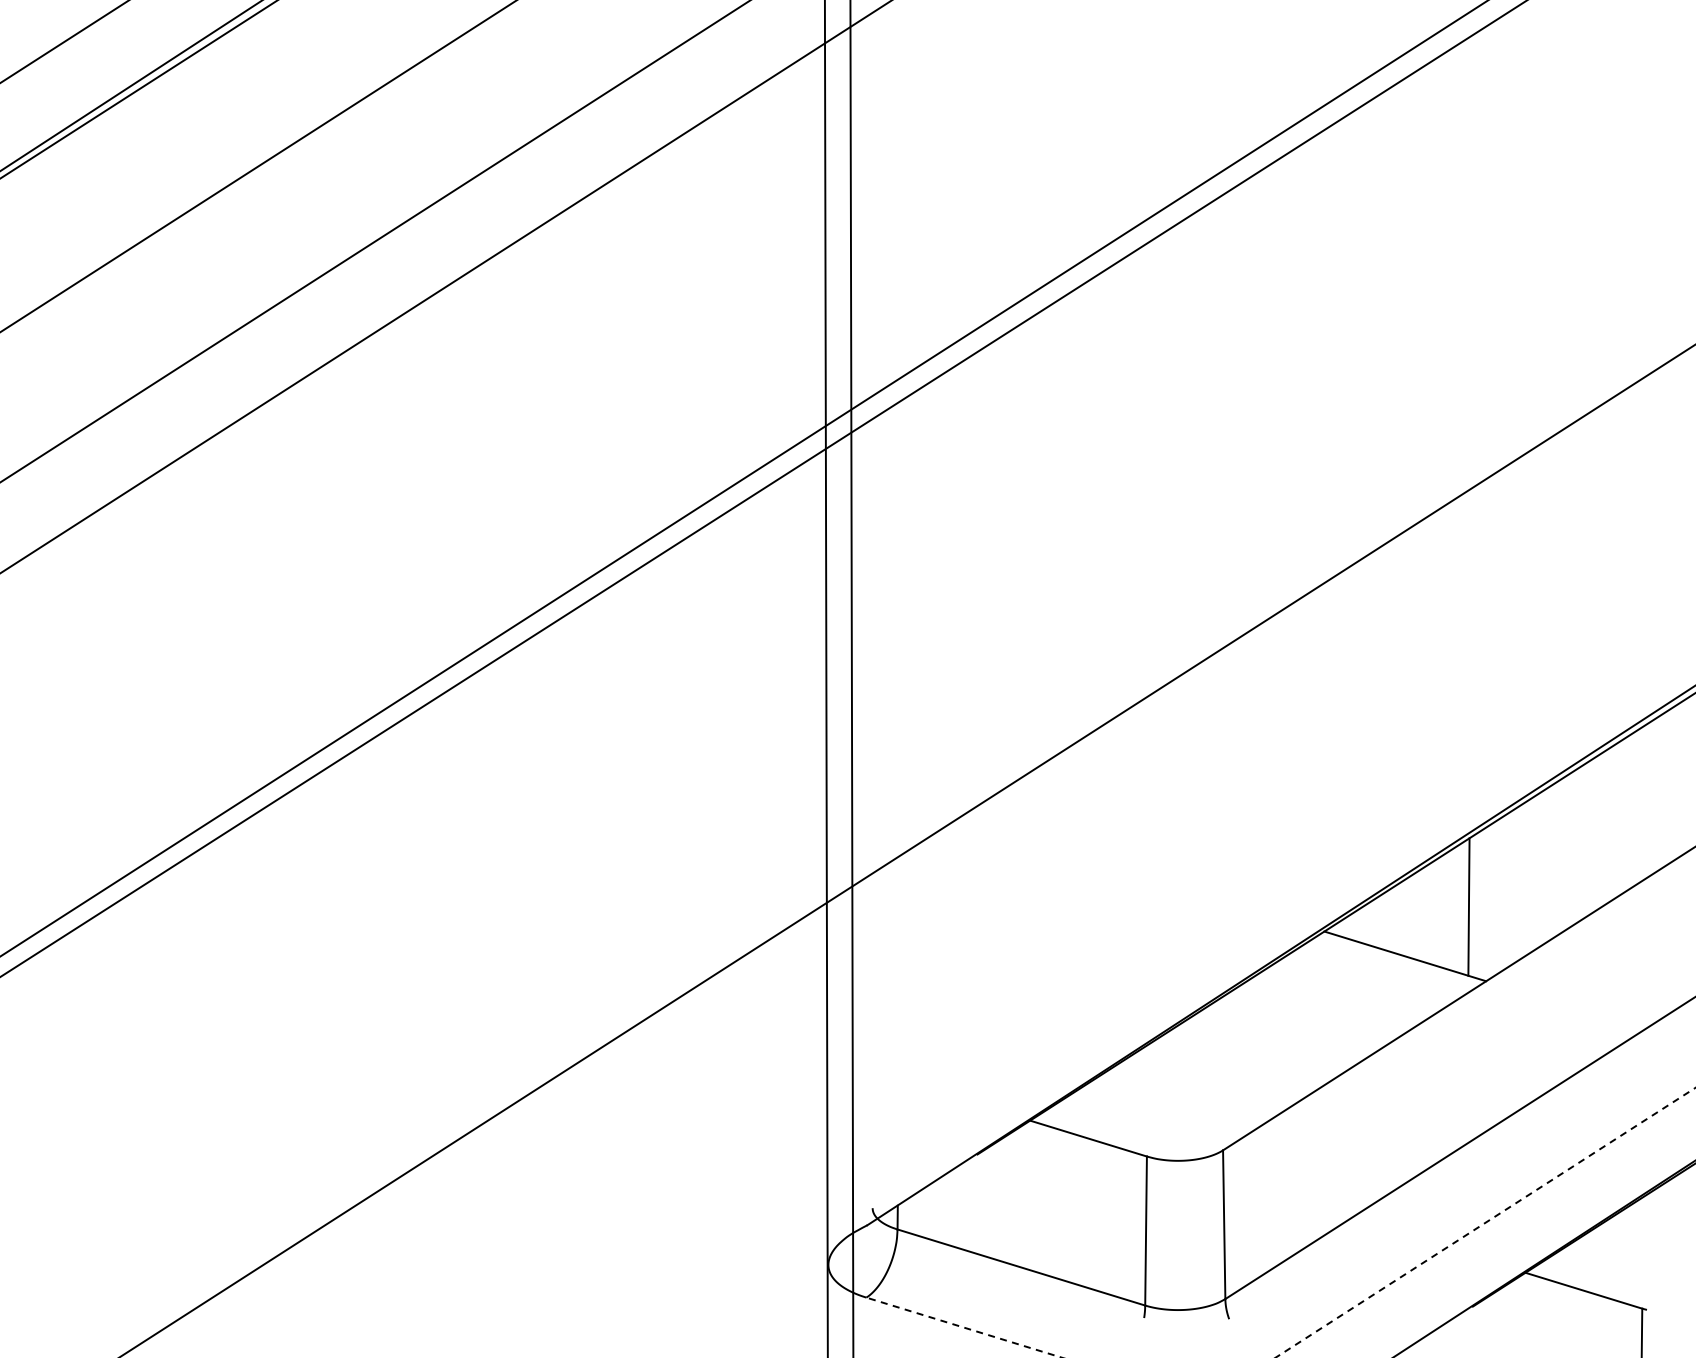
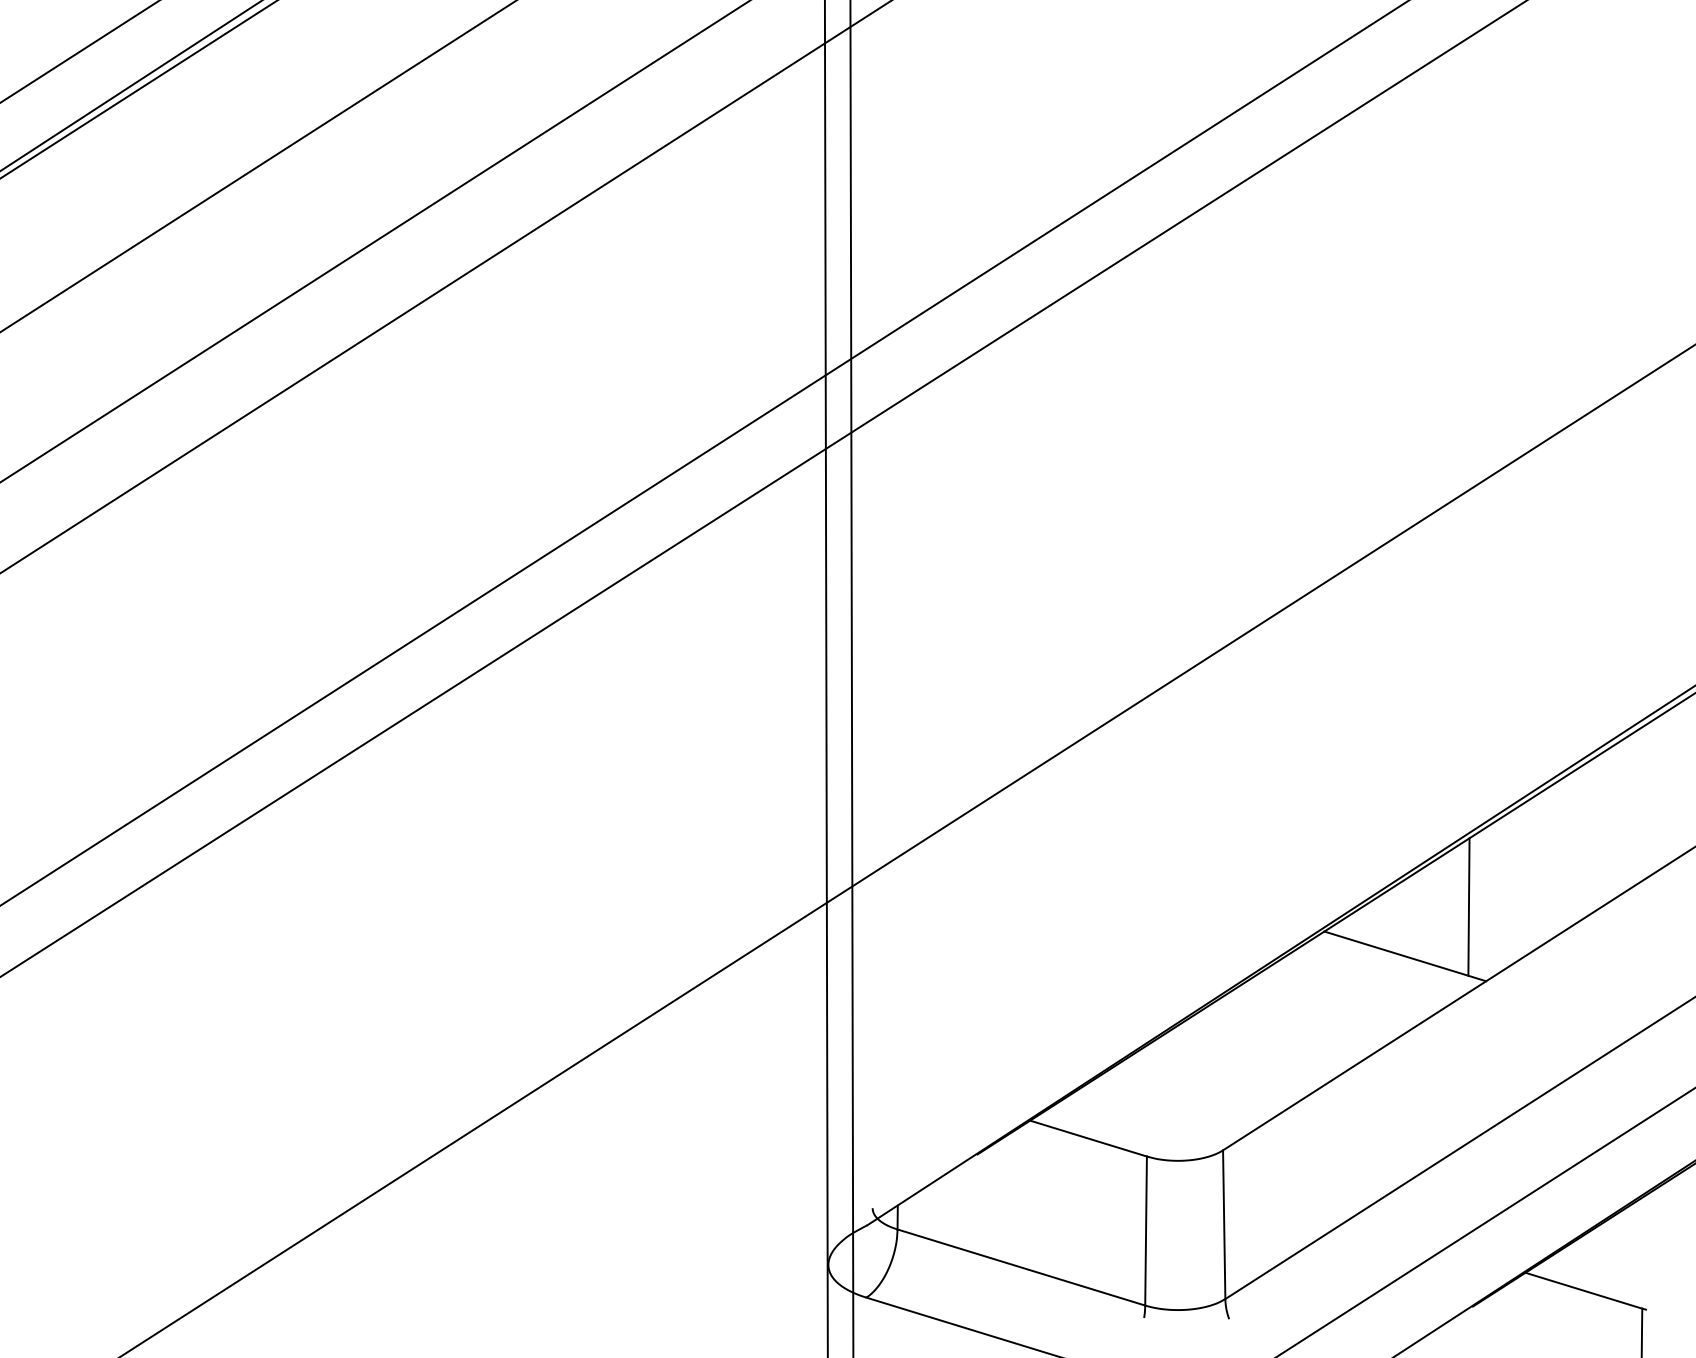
line position: (64, 41) -> (79, 51) (79, 51)
line position: (743, 478) -> (704, 453) (704, 453)
line: dashed -> solid (1485, 1222)
line: dashed -> solid (964, 1327)
